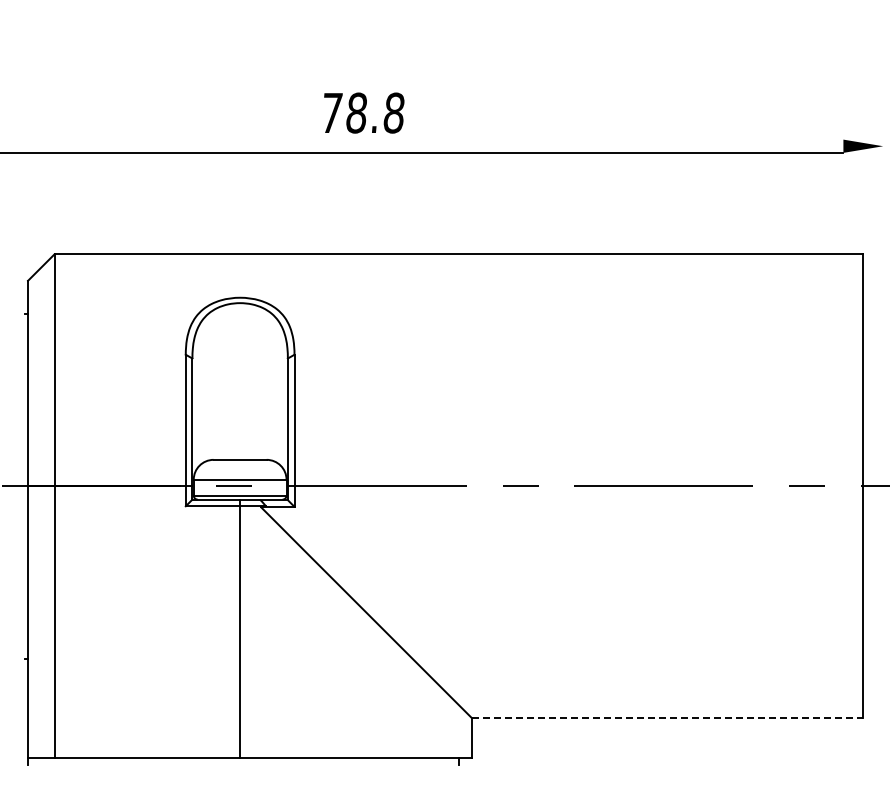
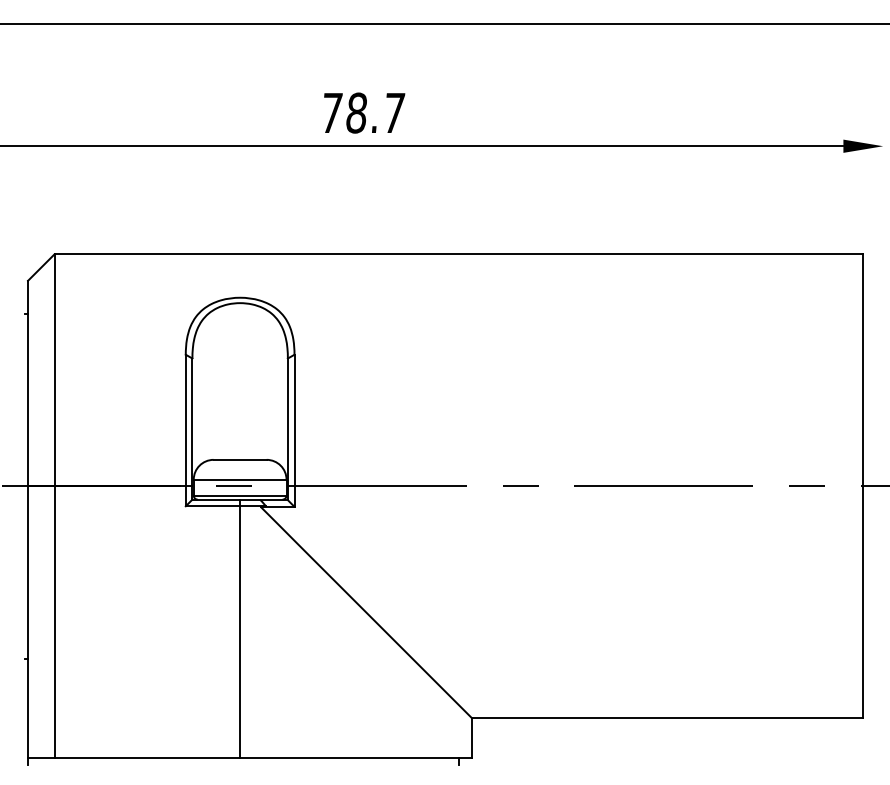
line: none -> present (444, 23)
text: 78.8 -> 78.7 (394, 112)
line position: (422, 153) -> (422, 146) (422, 146)
line: dashed -> solid (667, 718)
